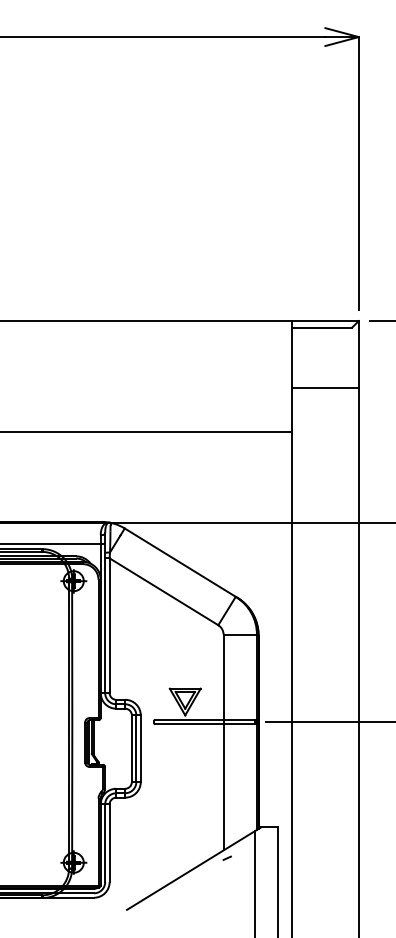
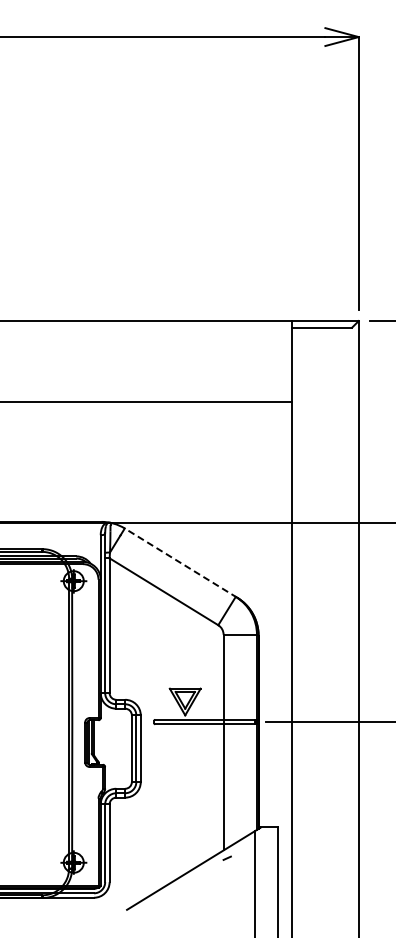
line: present -> none (325, 387)
line position: (147, 432) -> (147, 402) (147, 402)
line: present -> none (53, 544)
line: solid -> dashed (180, 562)
